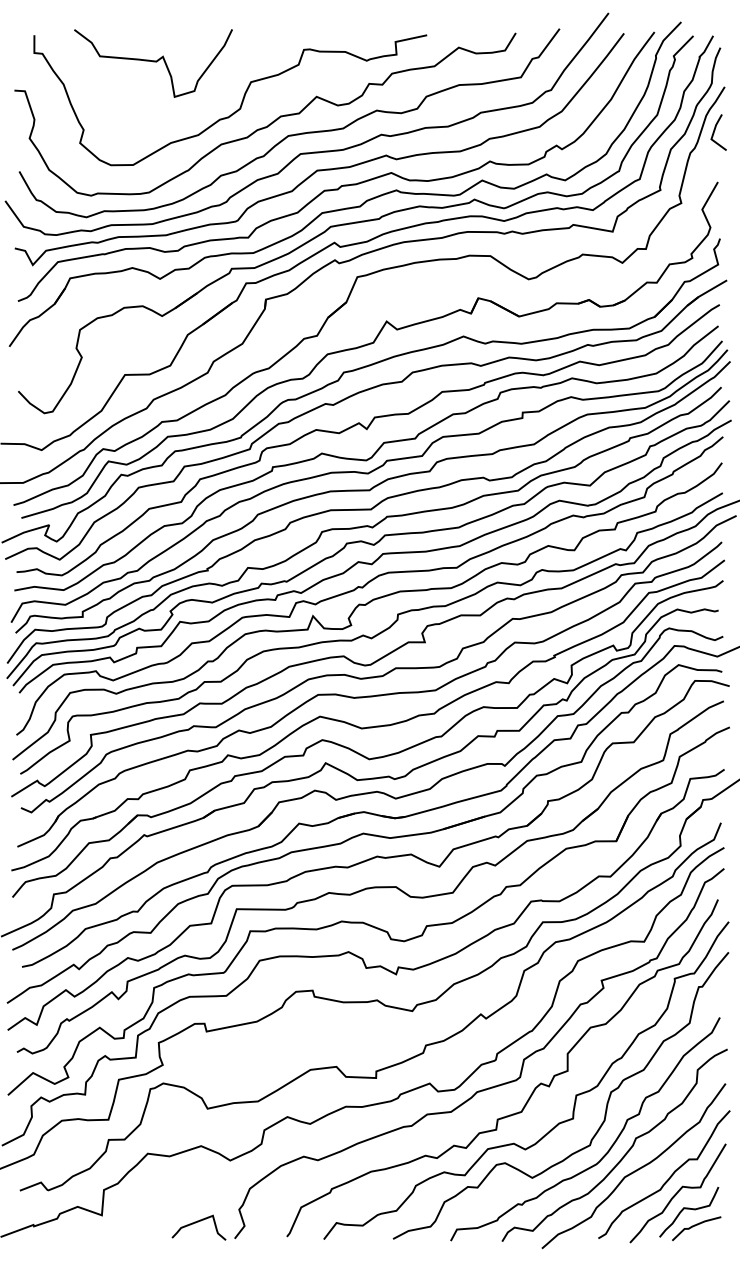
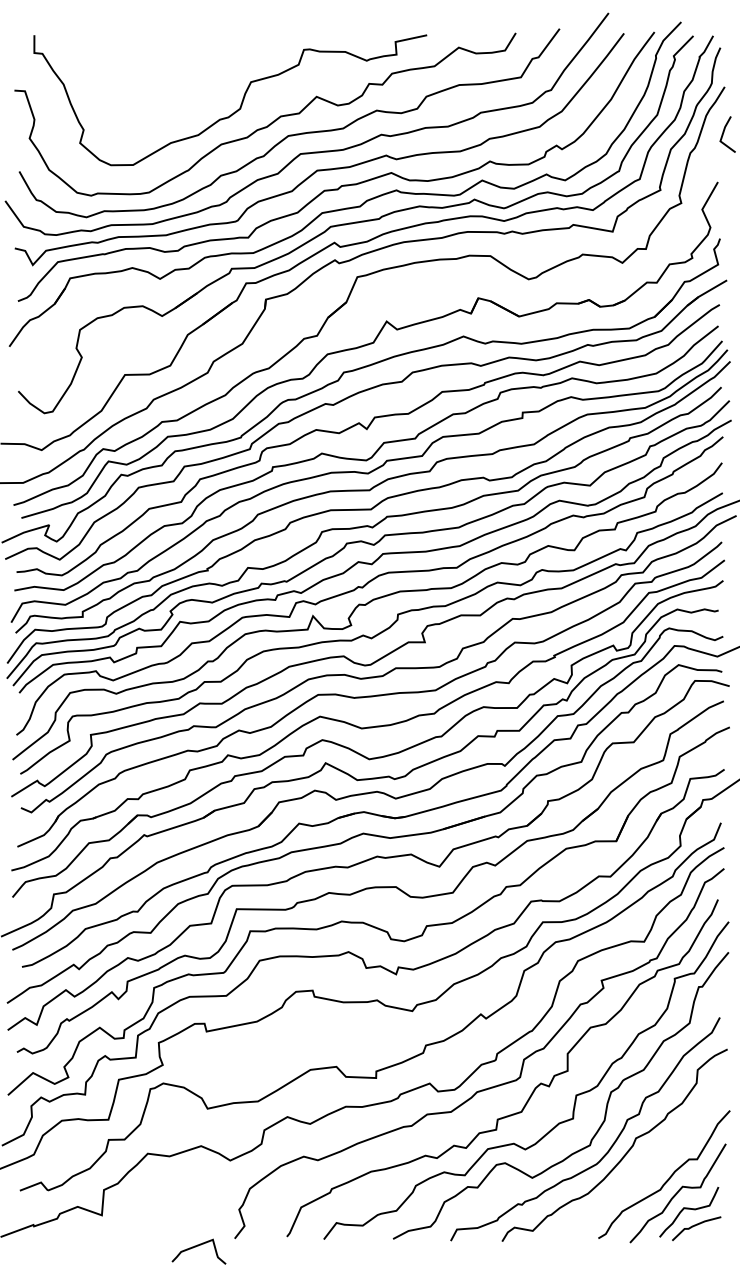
curve: present -> none (153, 62)
line position: (715, 130) -> (724, 132) (724, 132)
curve: present -> none (634, 1170)
curve position: (198, 1222) -> (198, 1246) (198, 1246)
